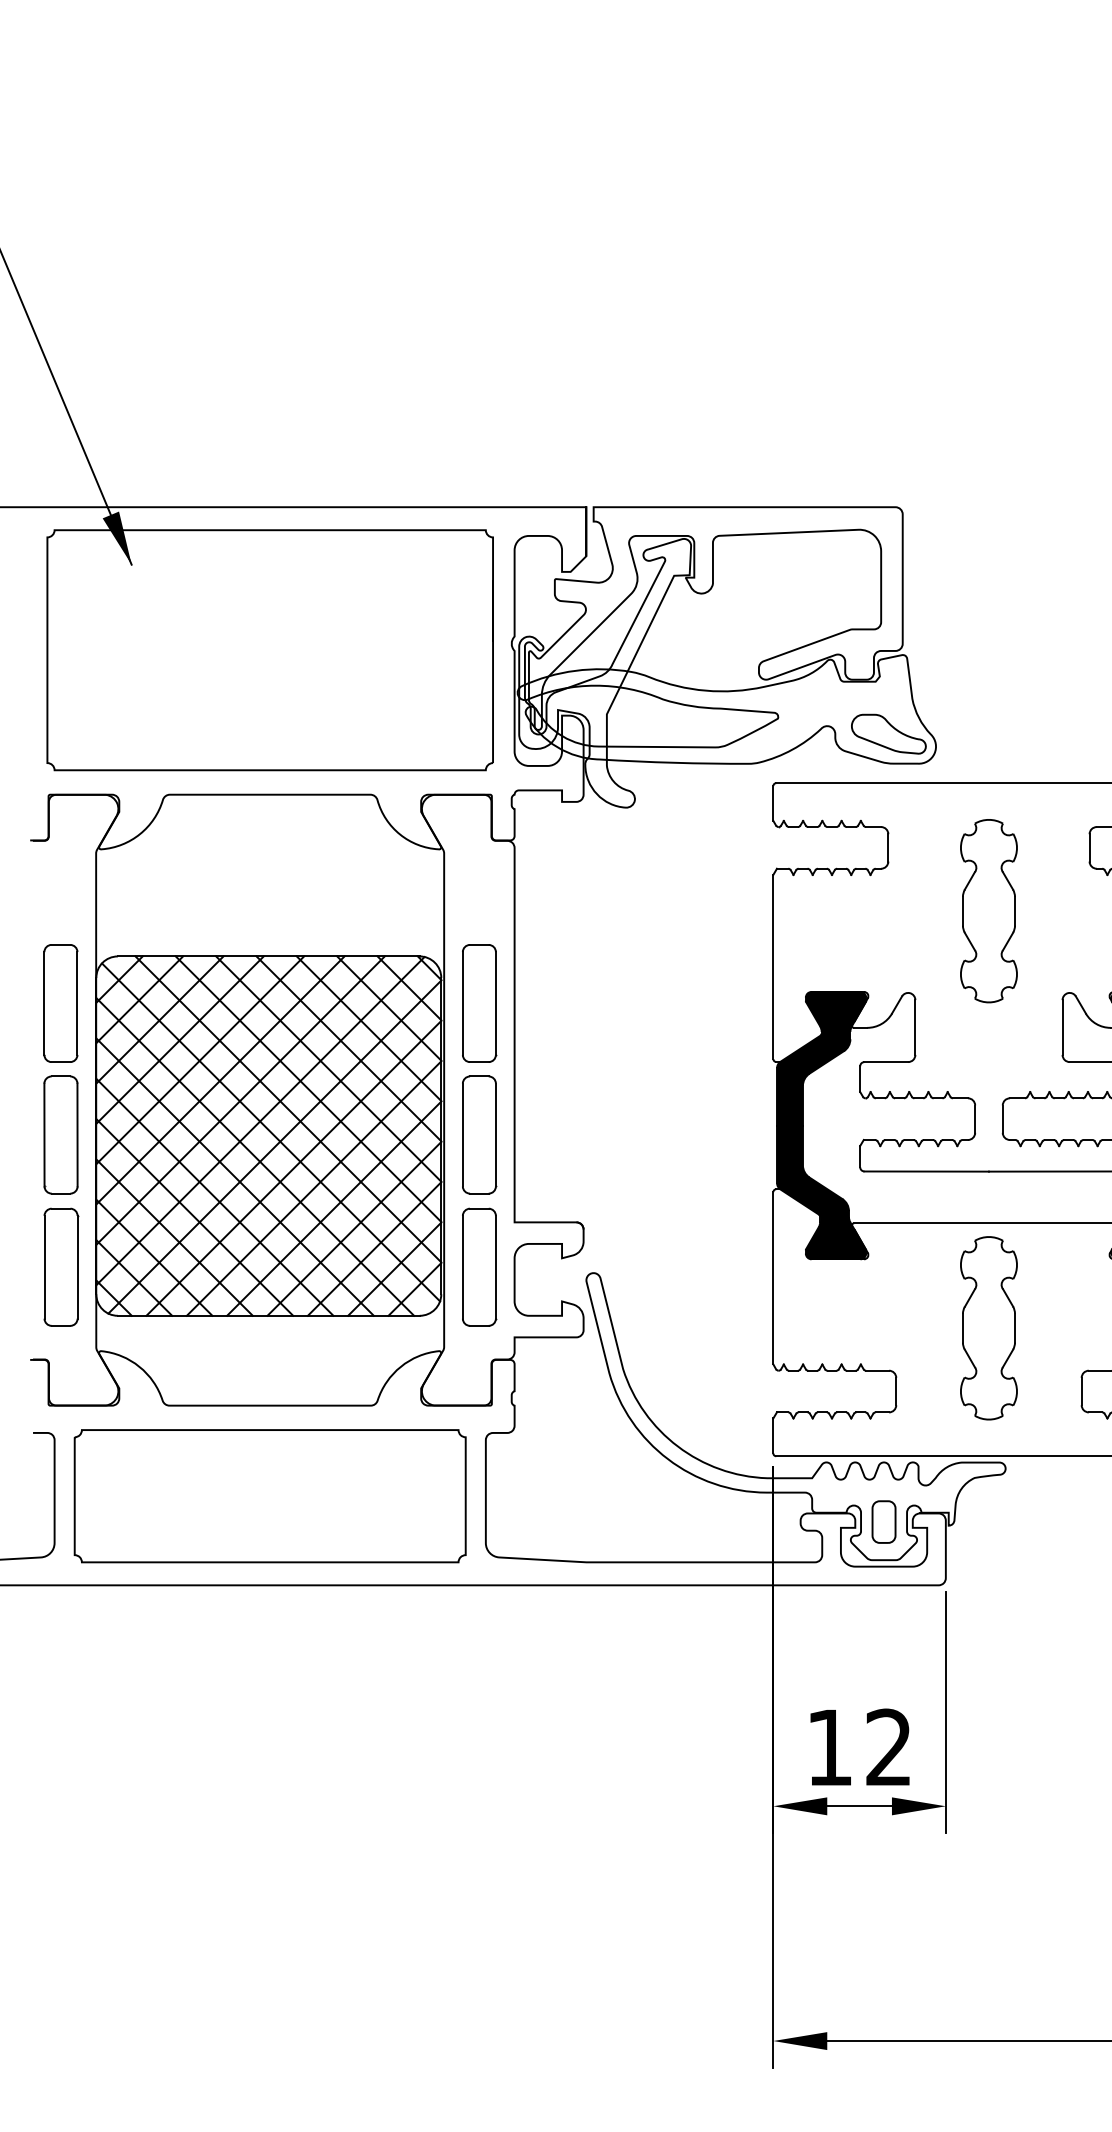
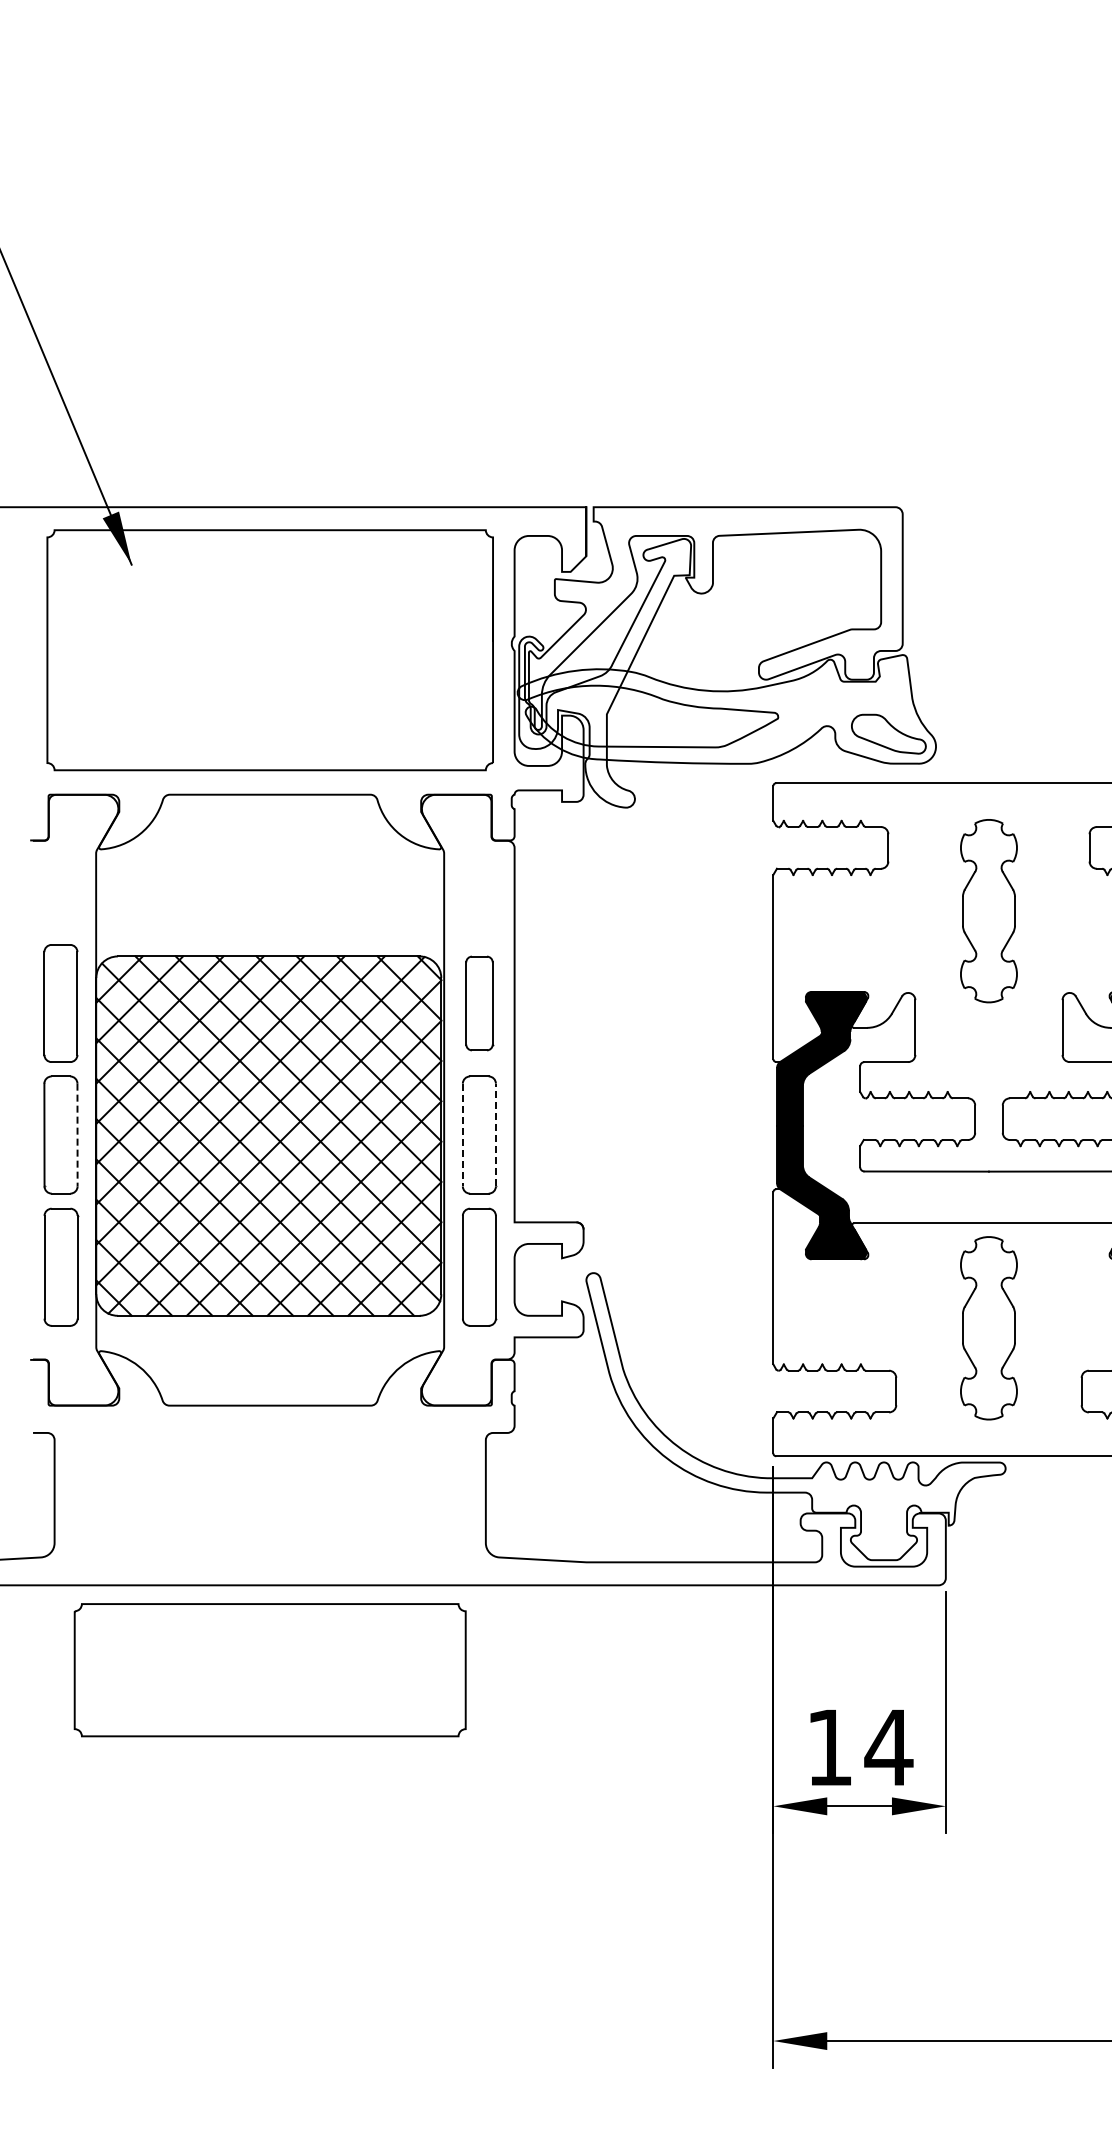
part size: 36x119 px -> 30x97 px (479, 1003)
line: solid -> dashed (495, 1134)
line: solid -> dashed (77, 1135)
line: solid -> dashed (462, 1135)
part position: (269, 1496) -> (269, 1670) (269, 1670)
part: present -> none (883, 1521)
text: 12 -> 14 (888, 1746)
